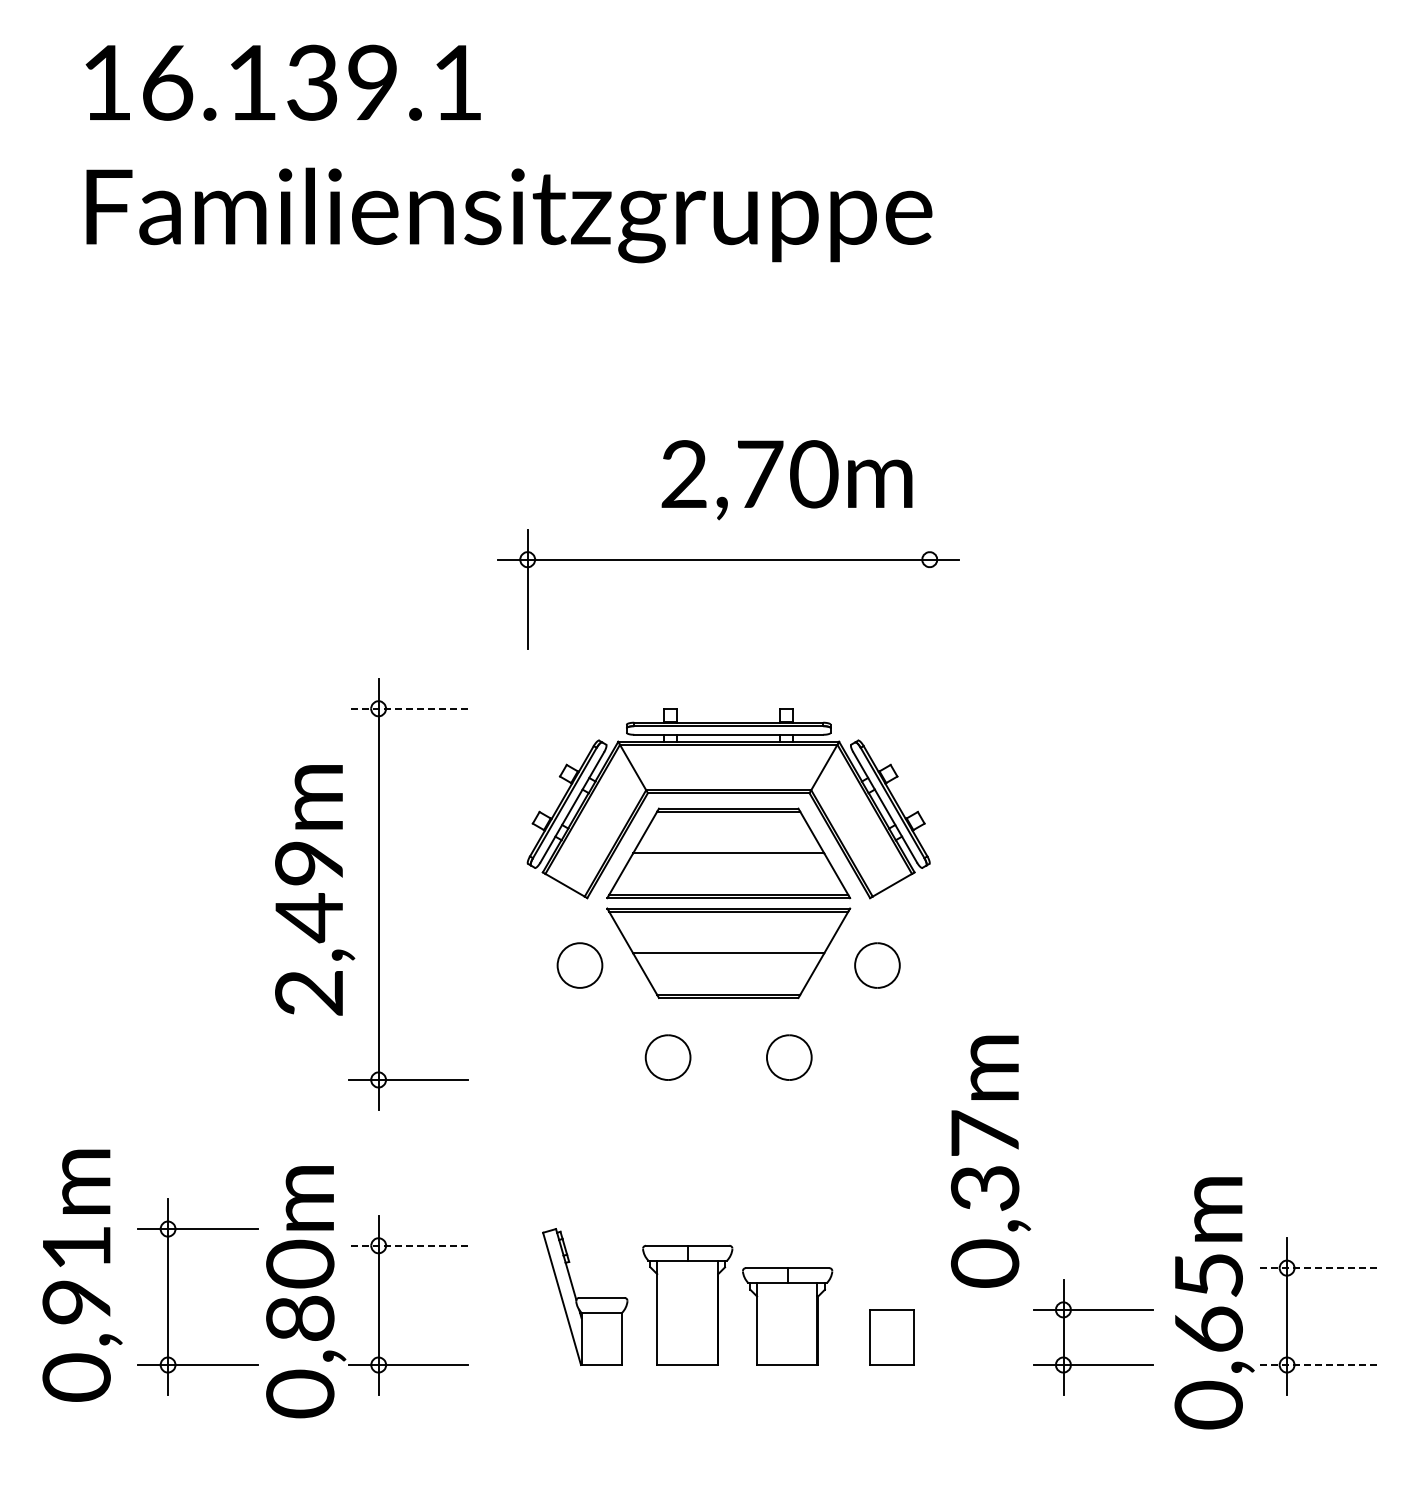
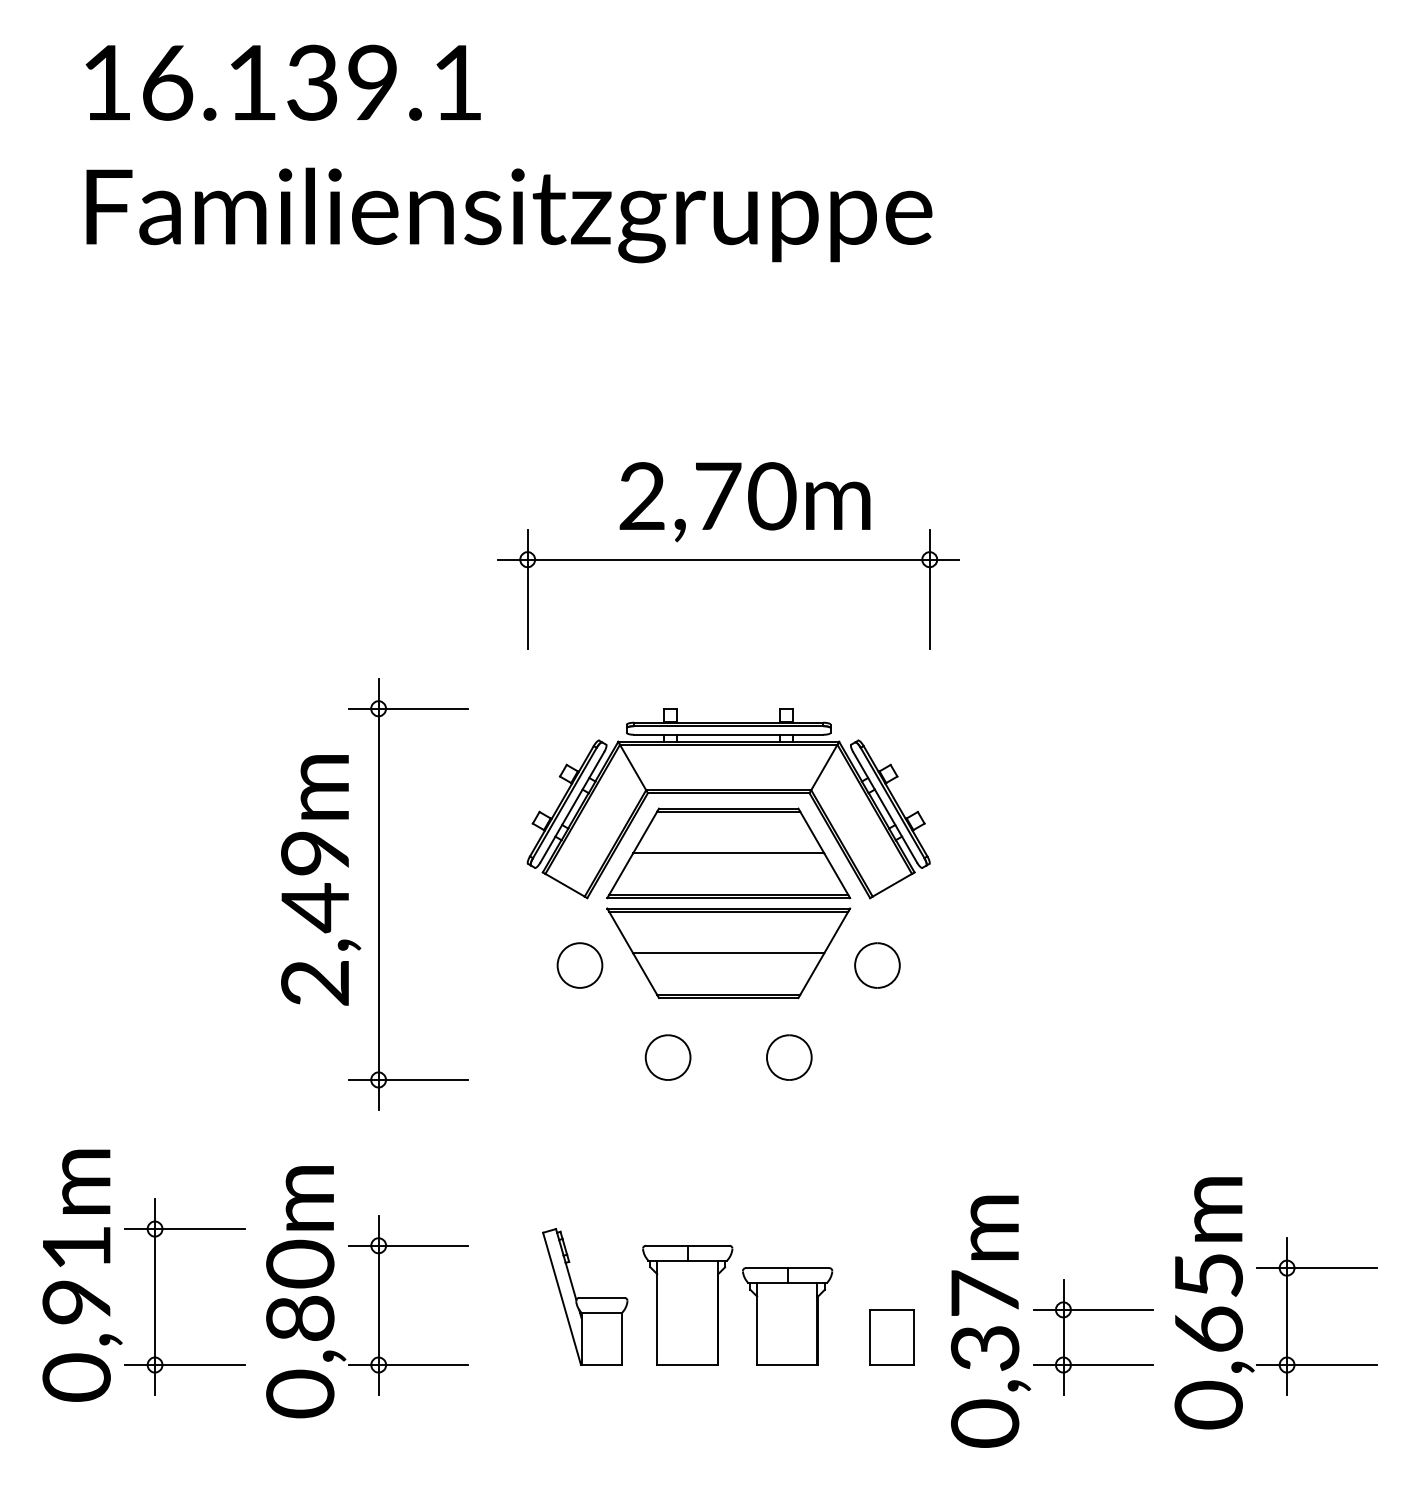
text position: (786, 480) -> (744, 502) (744, 502)
line: none -> present (929, 589)
line: dashed -> solid (408, 708)
text position: (315, 890) -> (321, 880) (321, 880)
text position: (990, 1161) -> (990, 1321) (990, 1321)
line: dashed -> solid (408, 1245)
line: dashed -> solid (1316, 1268)
part position: (168, 1296) -> (155, 1296) (155, 1296)
line: dashed -> solid (1316, 1365)
